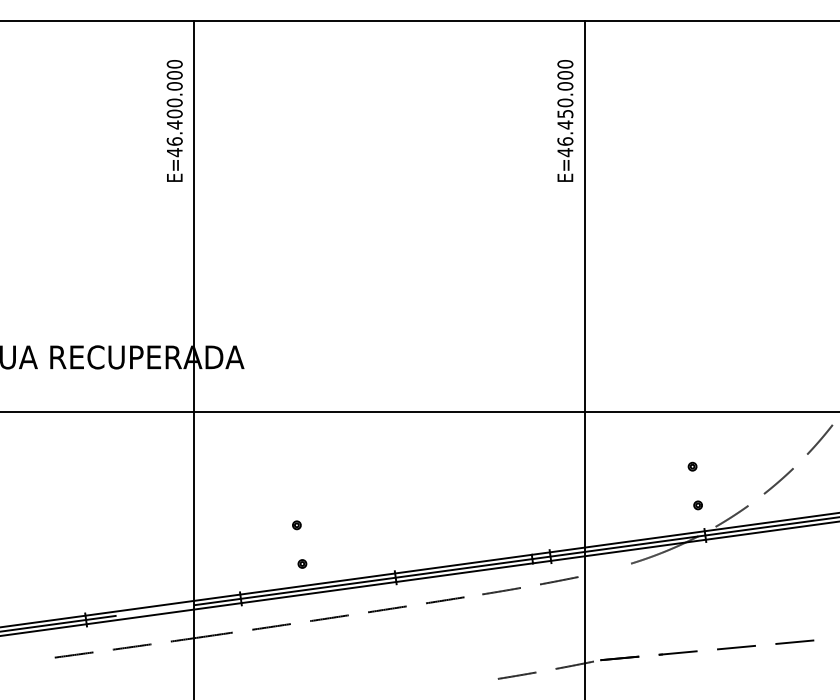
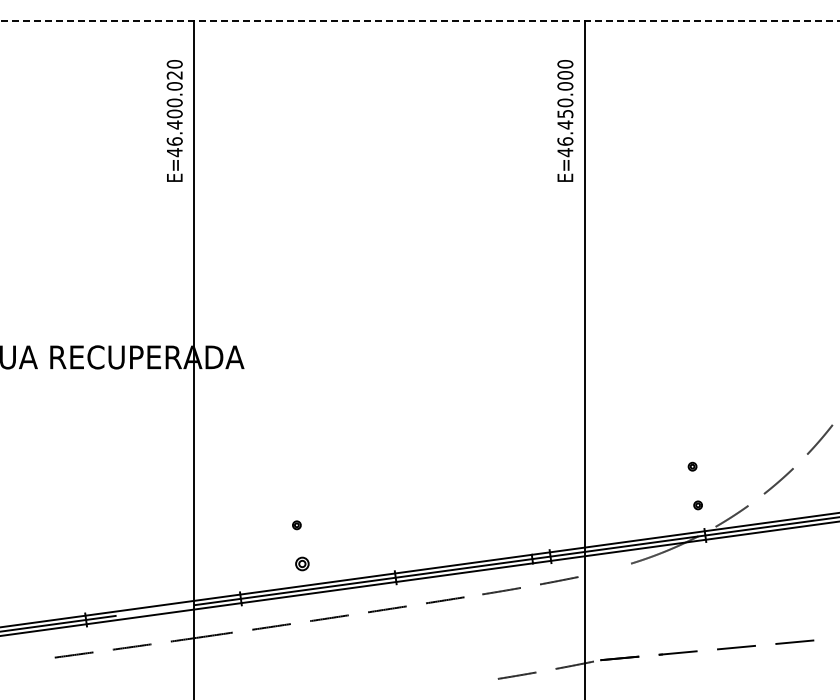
line: solid -> dashed (420, 21)
text: E=46.400.000 -> E=46.400.020 (174, 75)
line: present -> none (419, 411)
part size: 11x10 px -> 15x16 px (302, 563)
